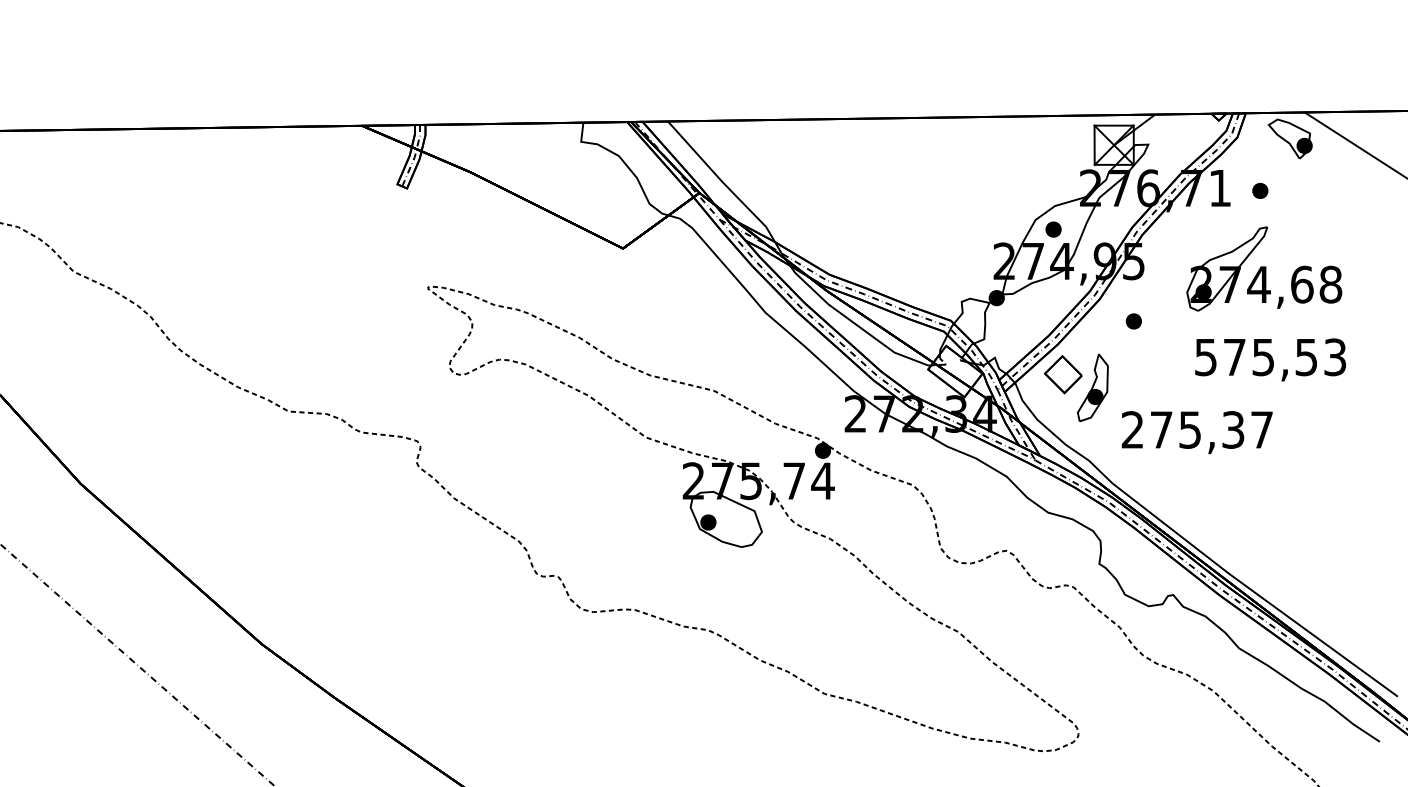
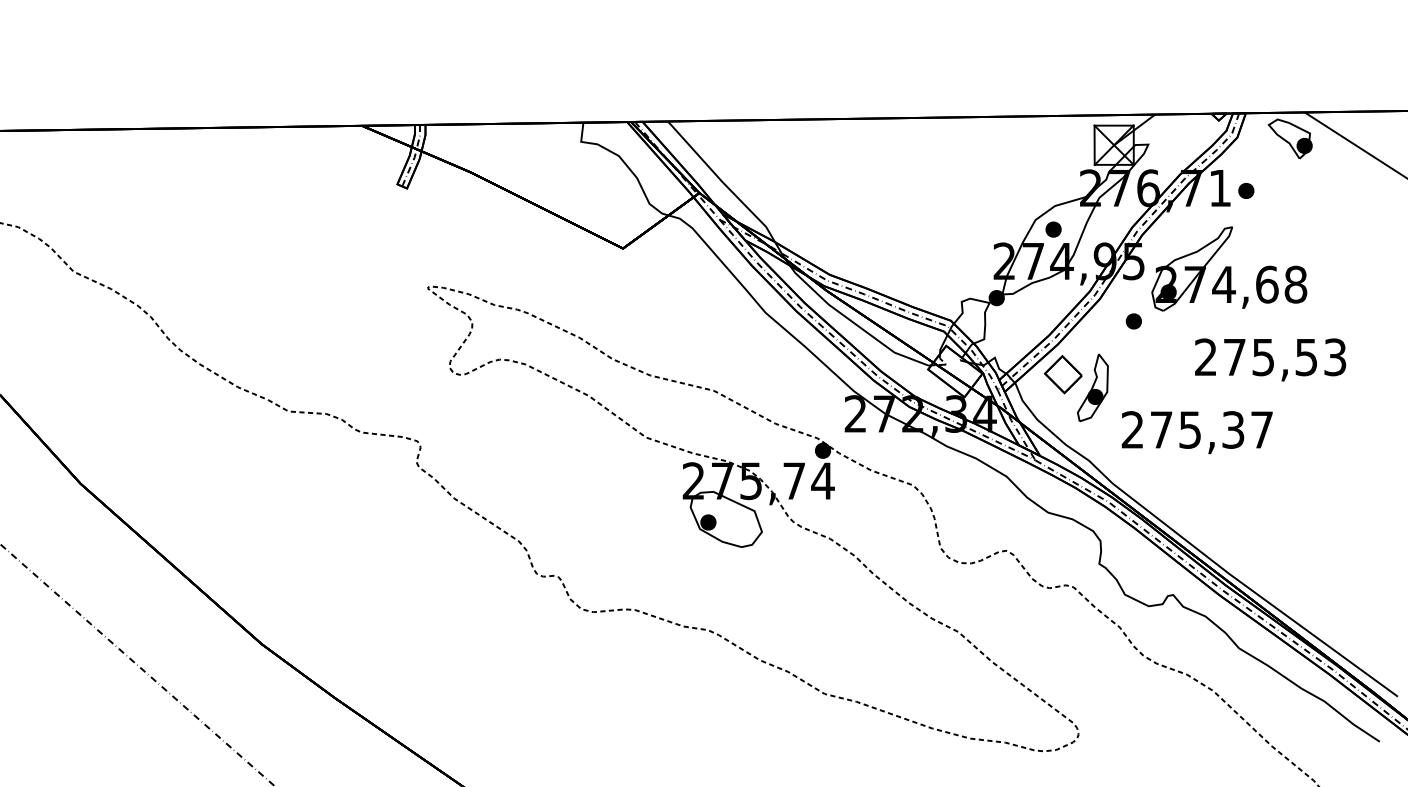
part position: (1260, 190) -> (1246, 190) (1246, 190)
part position: (1264, 268) -> (1229, 268) (1229, 268)
text: 575,53 -> 275,53 (1205, 357)
